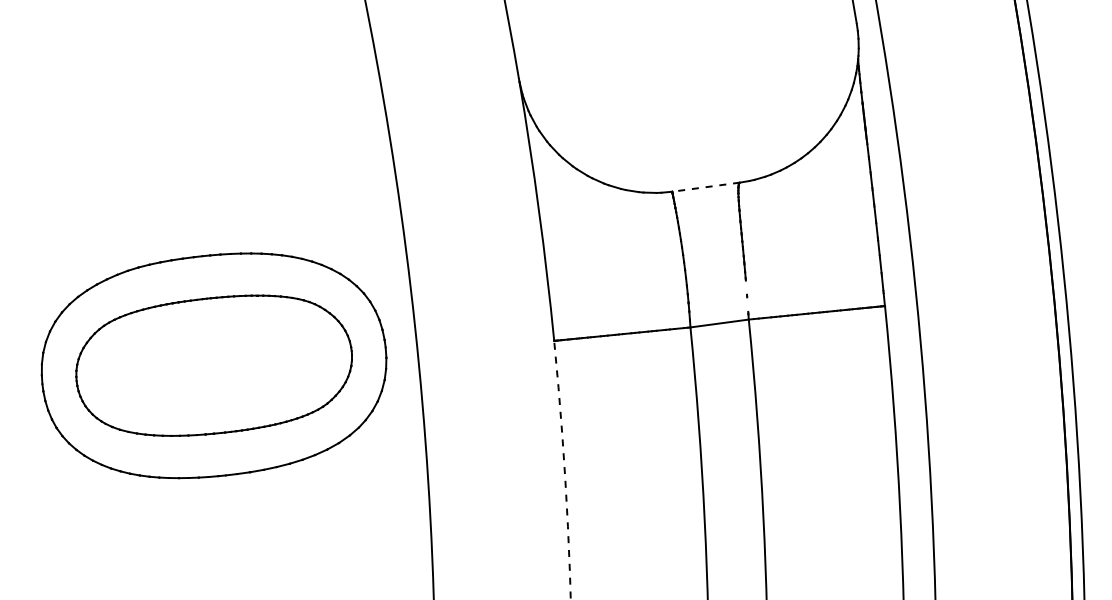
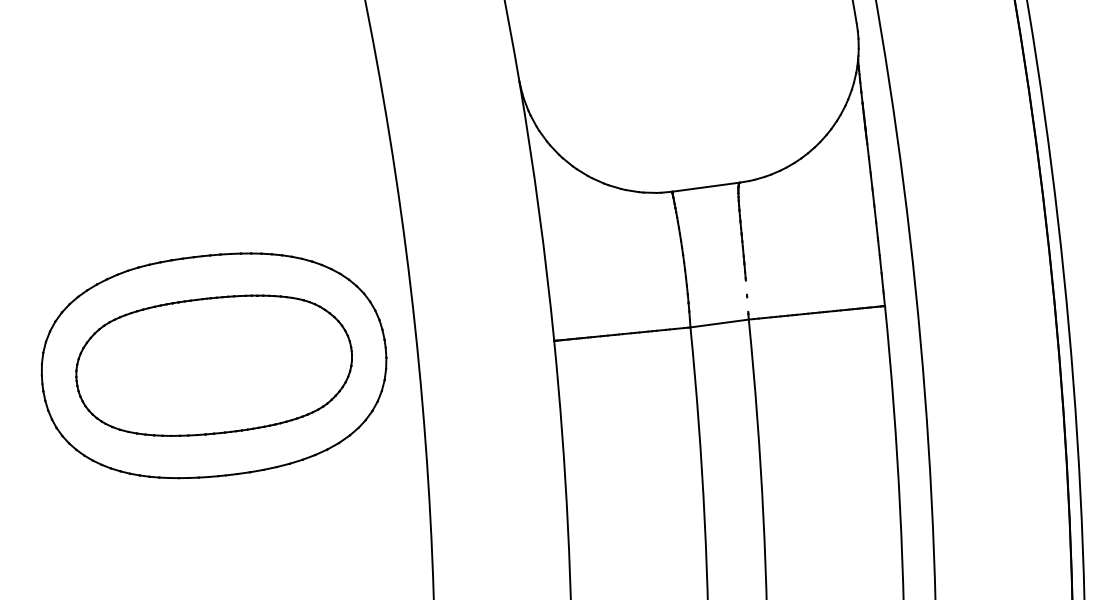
line: dashed -> solid (705, 187)
arc: dashed -> solid (564, 469)
